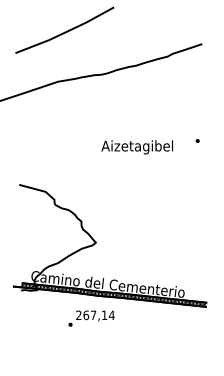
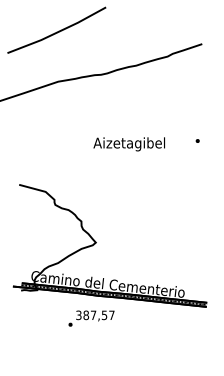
line position: (64, 31) -> (56, 31) (56, 31)
text position: (136, 147) -> (128, 144) (128, 144)
text: 267,14 -> 387,57 (95, 315)
